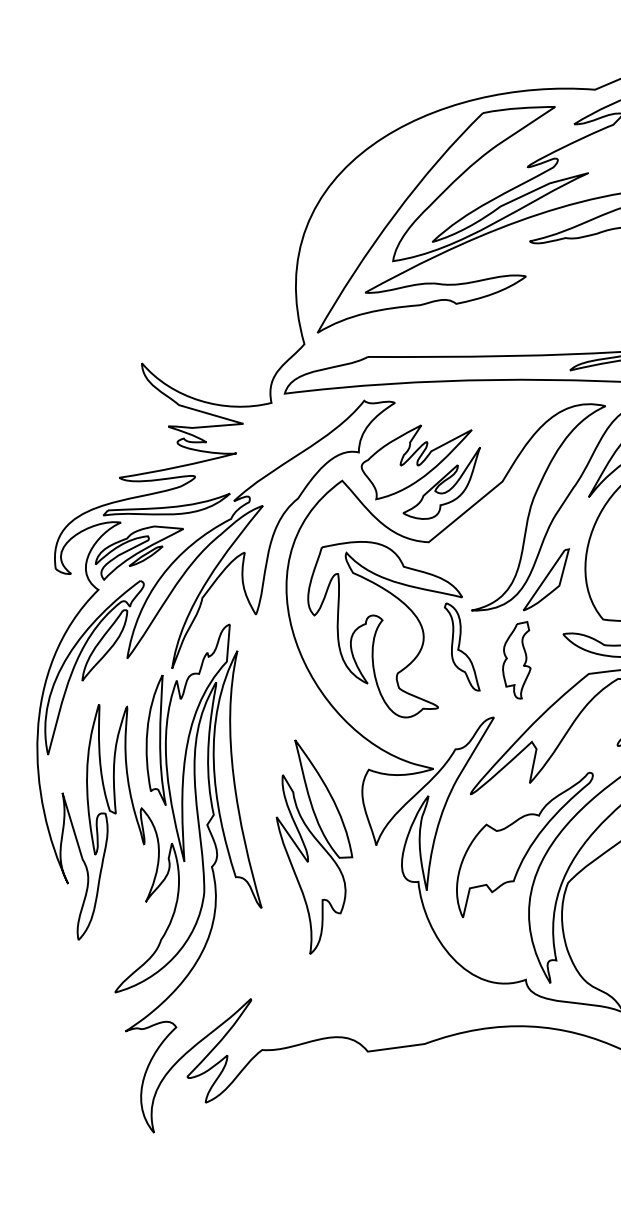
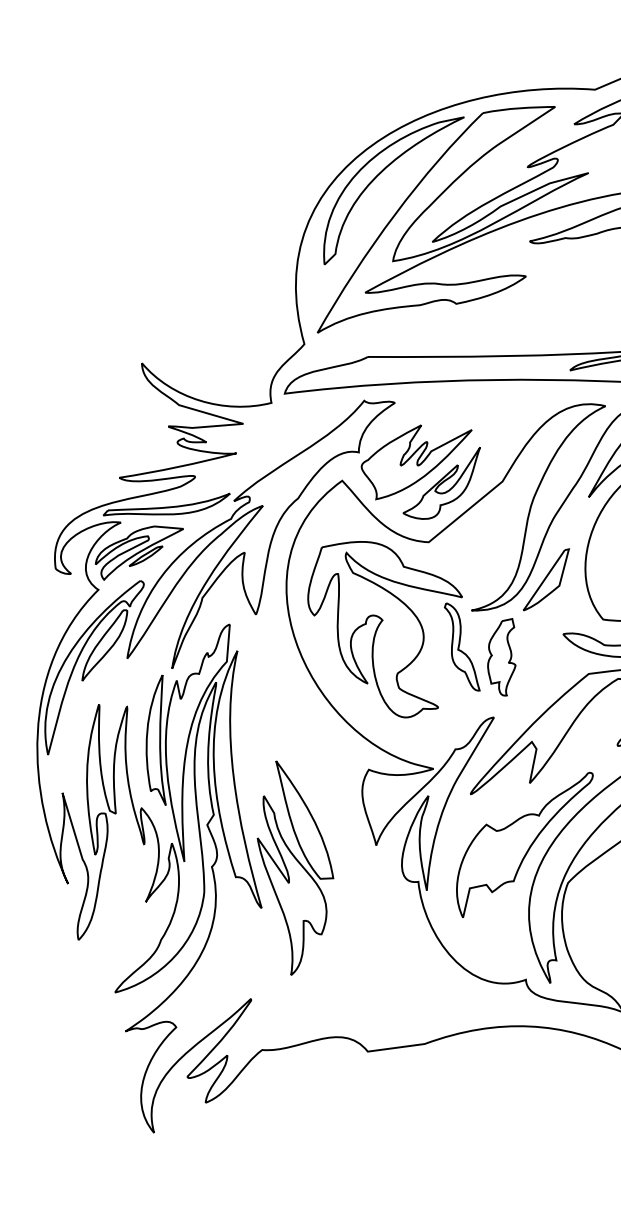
part: none -> present (379, 175)
part position: (516, 660) -> (501, 657) (501, 657)
part position: (314, 846) -> (295, 867) (295, 867)
